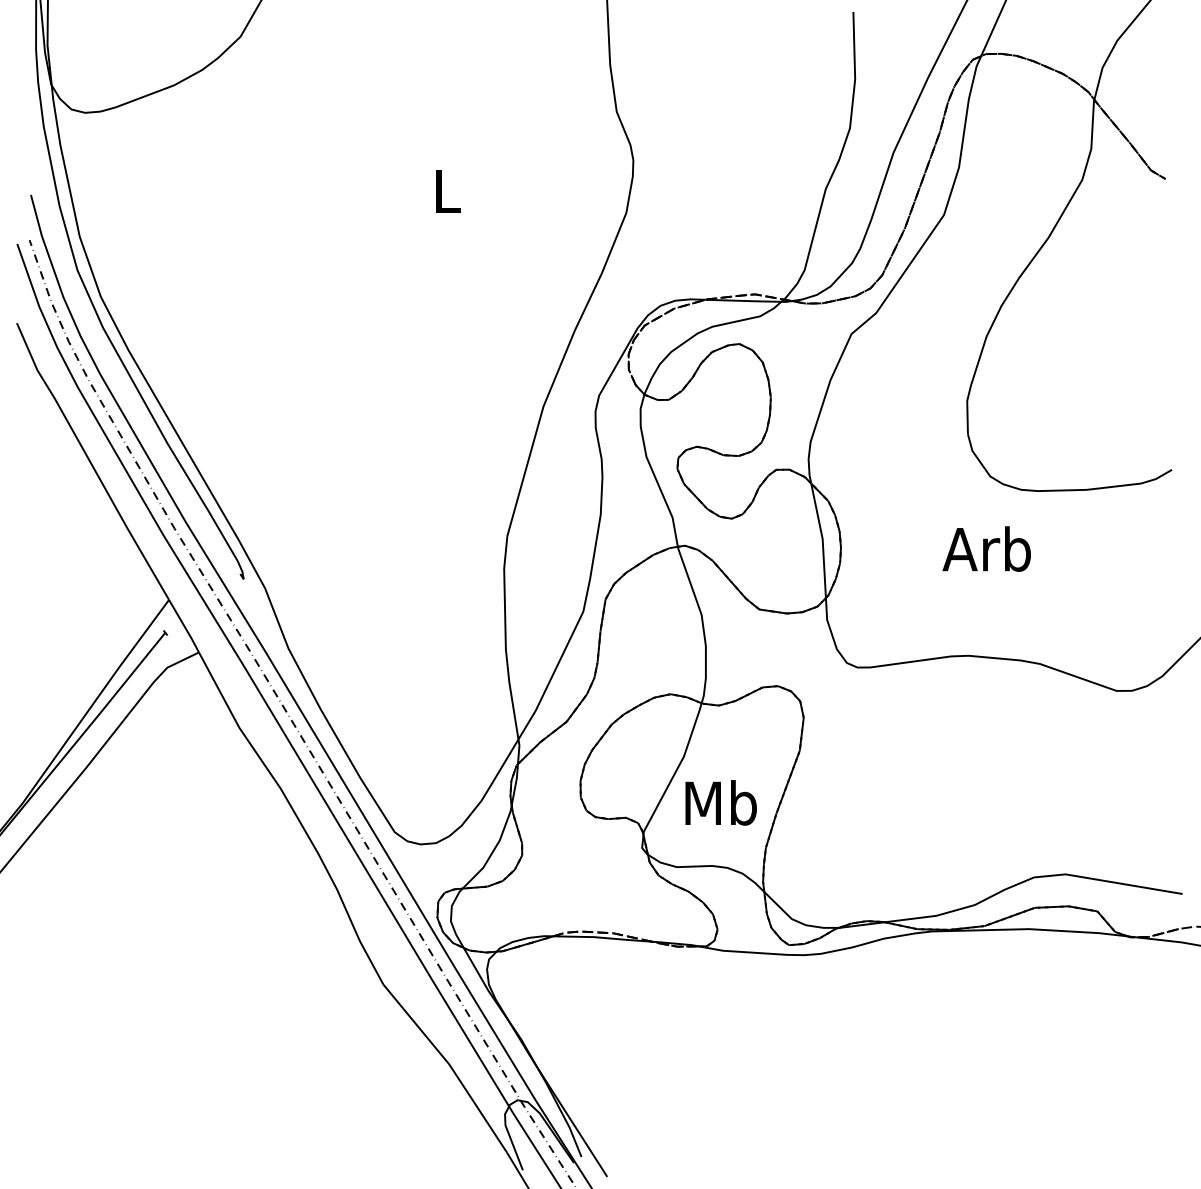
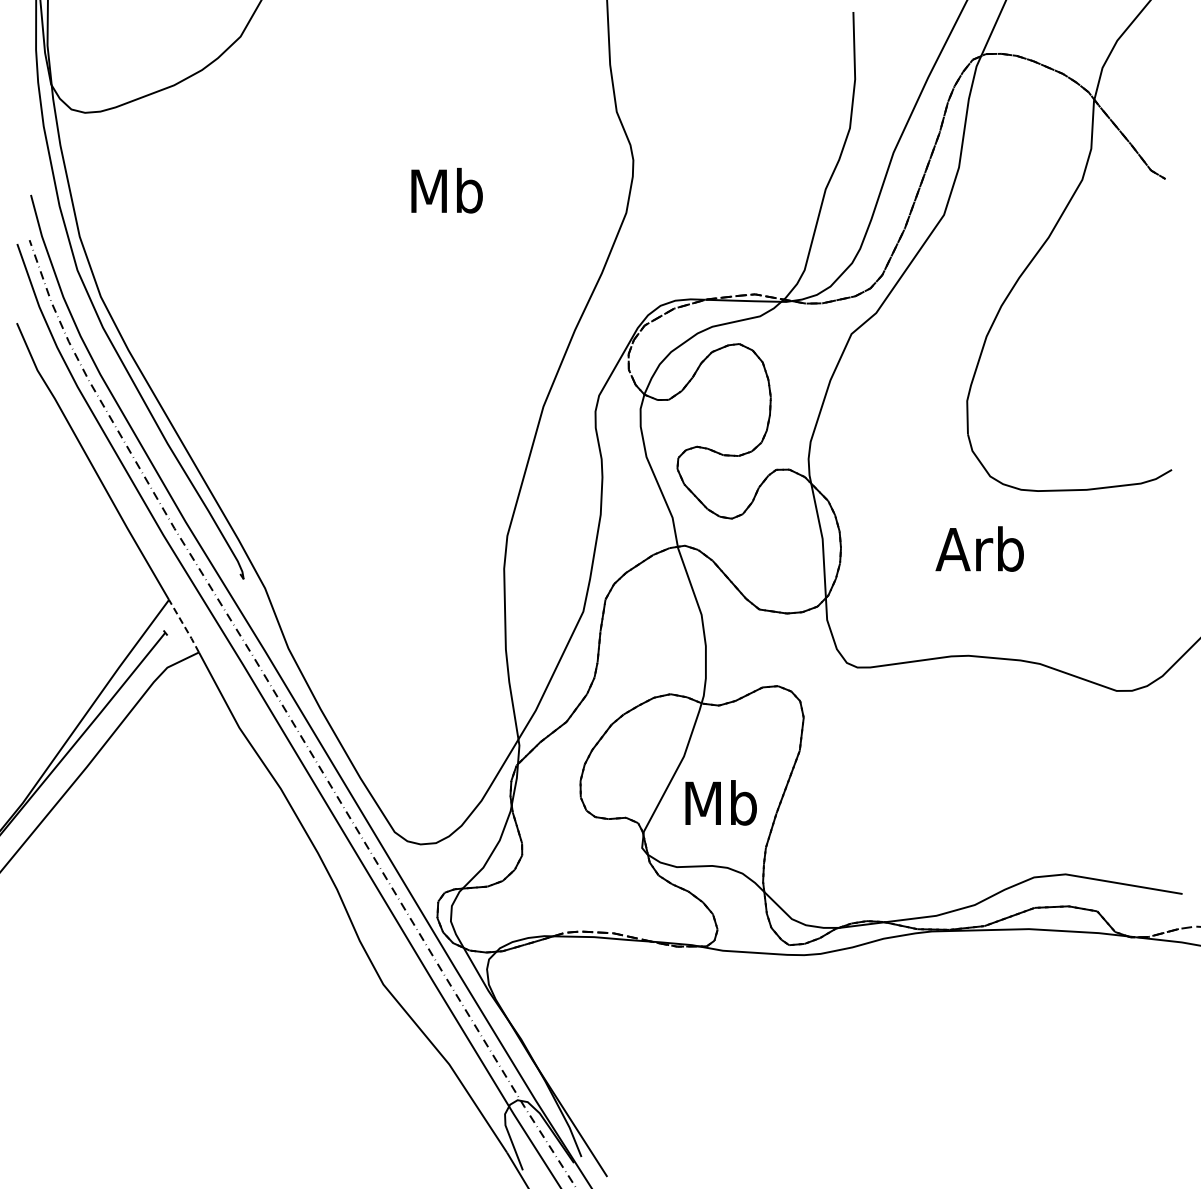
text: L -> Mb (446, 190)
text position: (986, 548) -> (979, 548) (979, 548)
line: solid -> dashed (184, 626)
